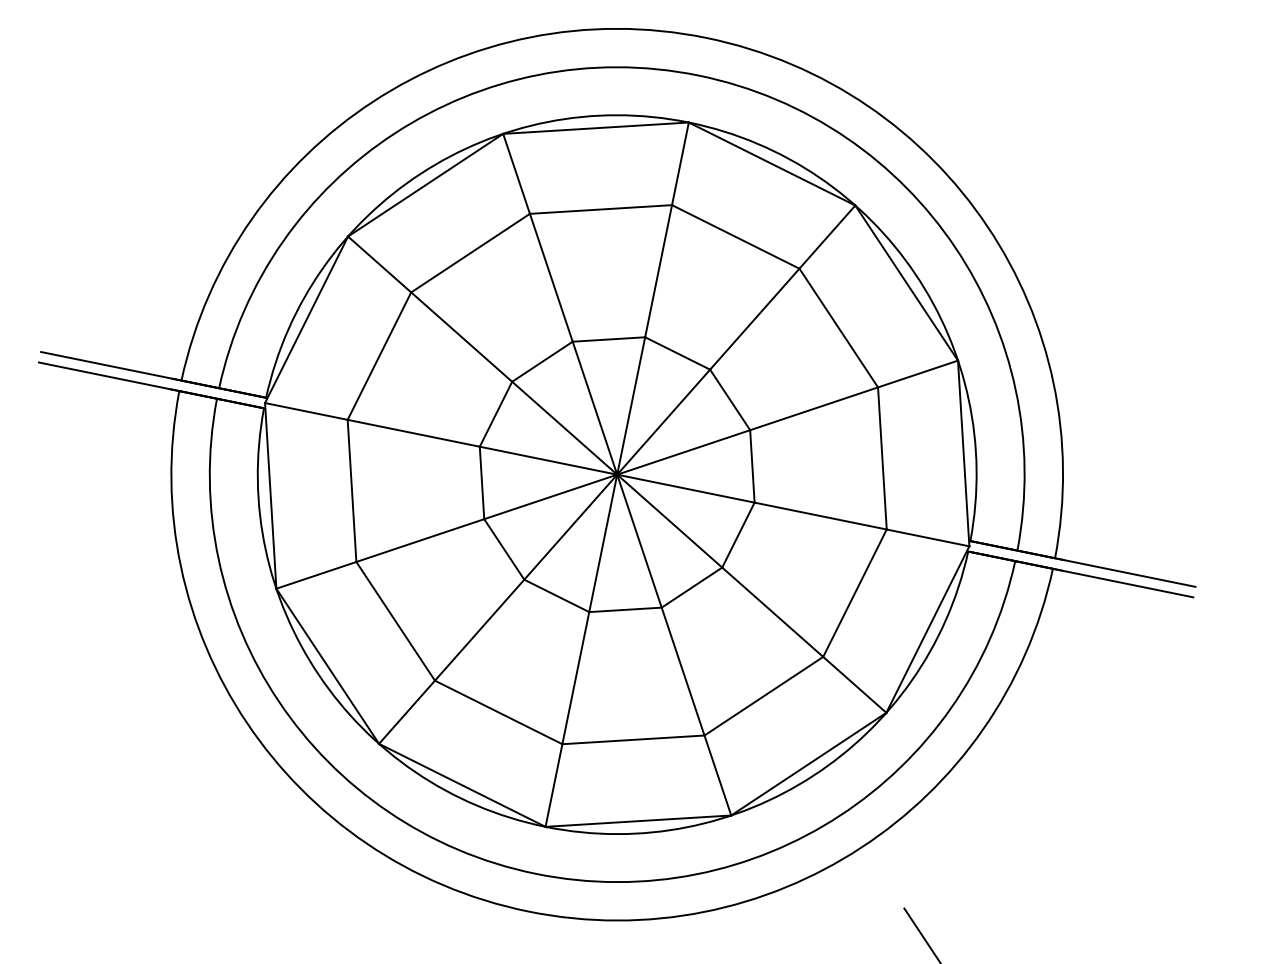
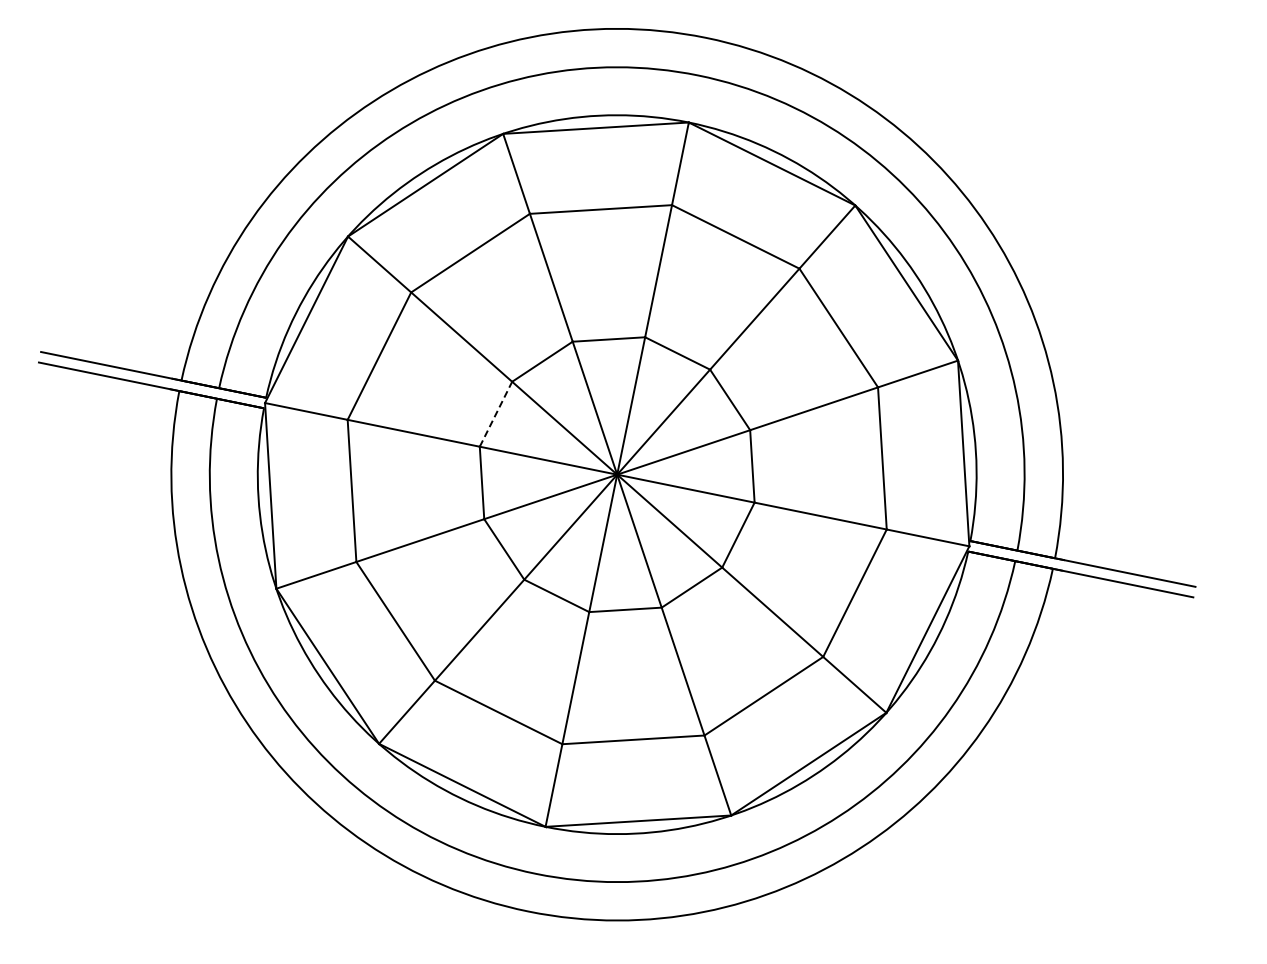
line: solid -> dashed (496, 413)
line: present -> none (921, 934)
